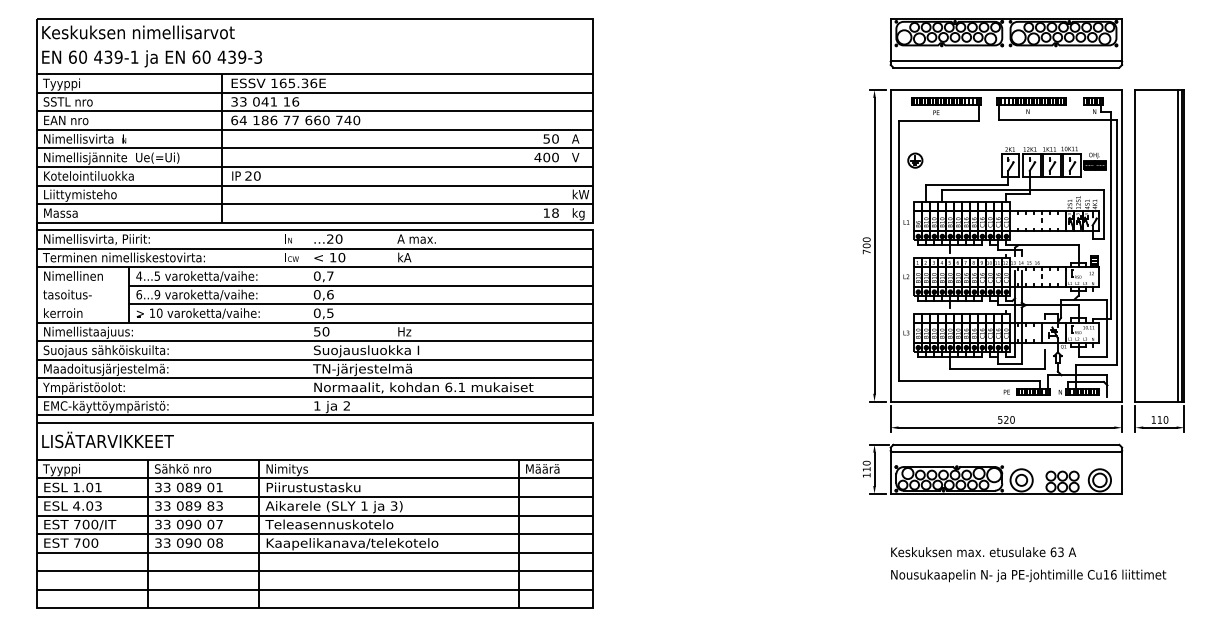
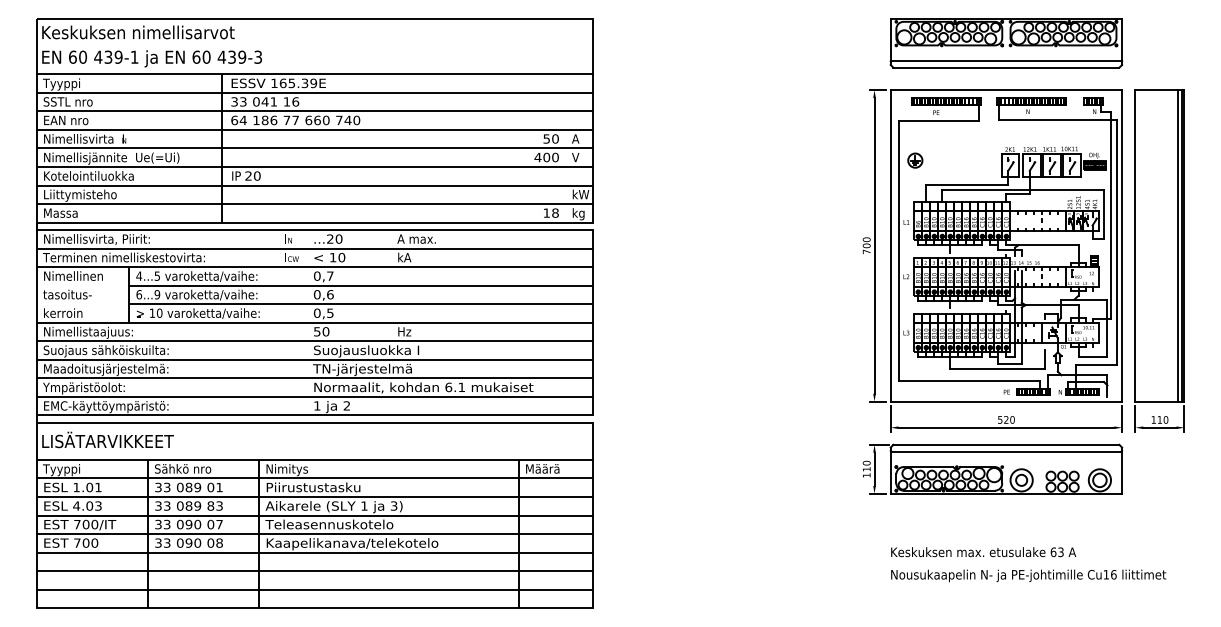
text: 165.36E -> 165.39E (313, 83)
